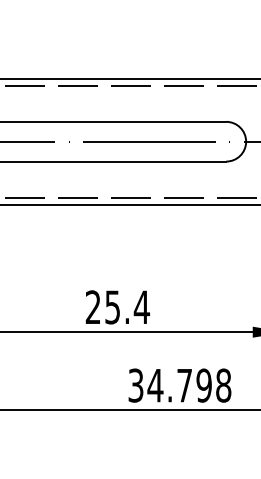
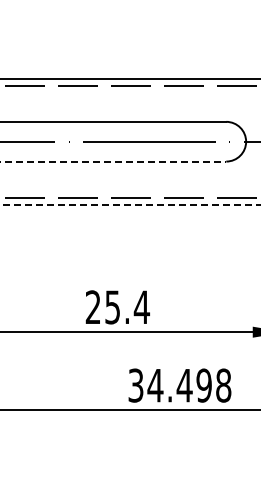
line: solid -> dashed (113, 161)
line: solid -> dashed (131, 204)
text: 34.798 -> 34.498 (184, 385)
